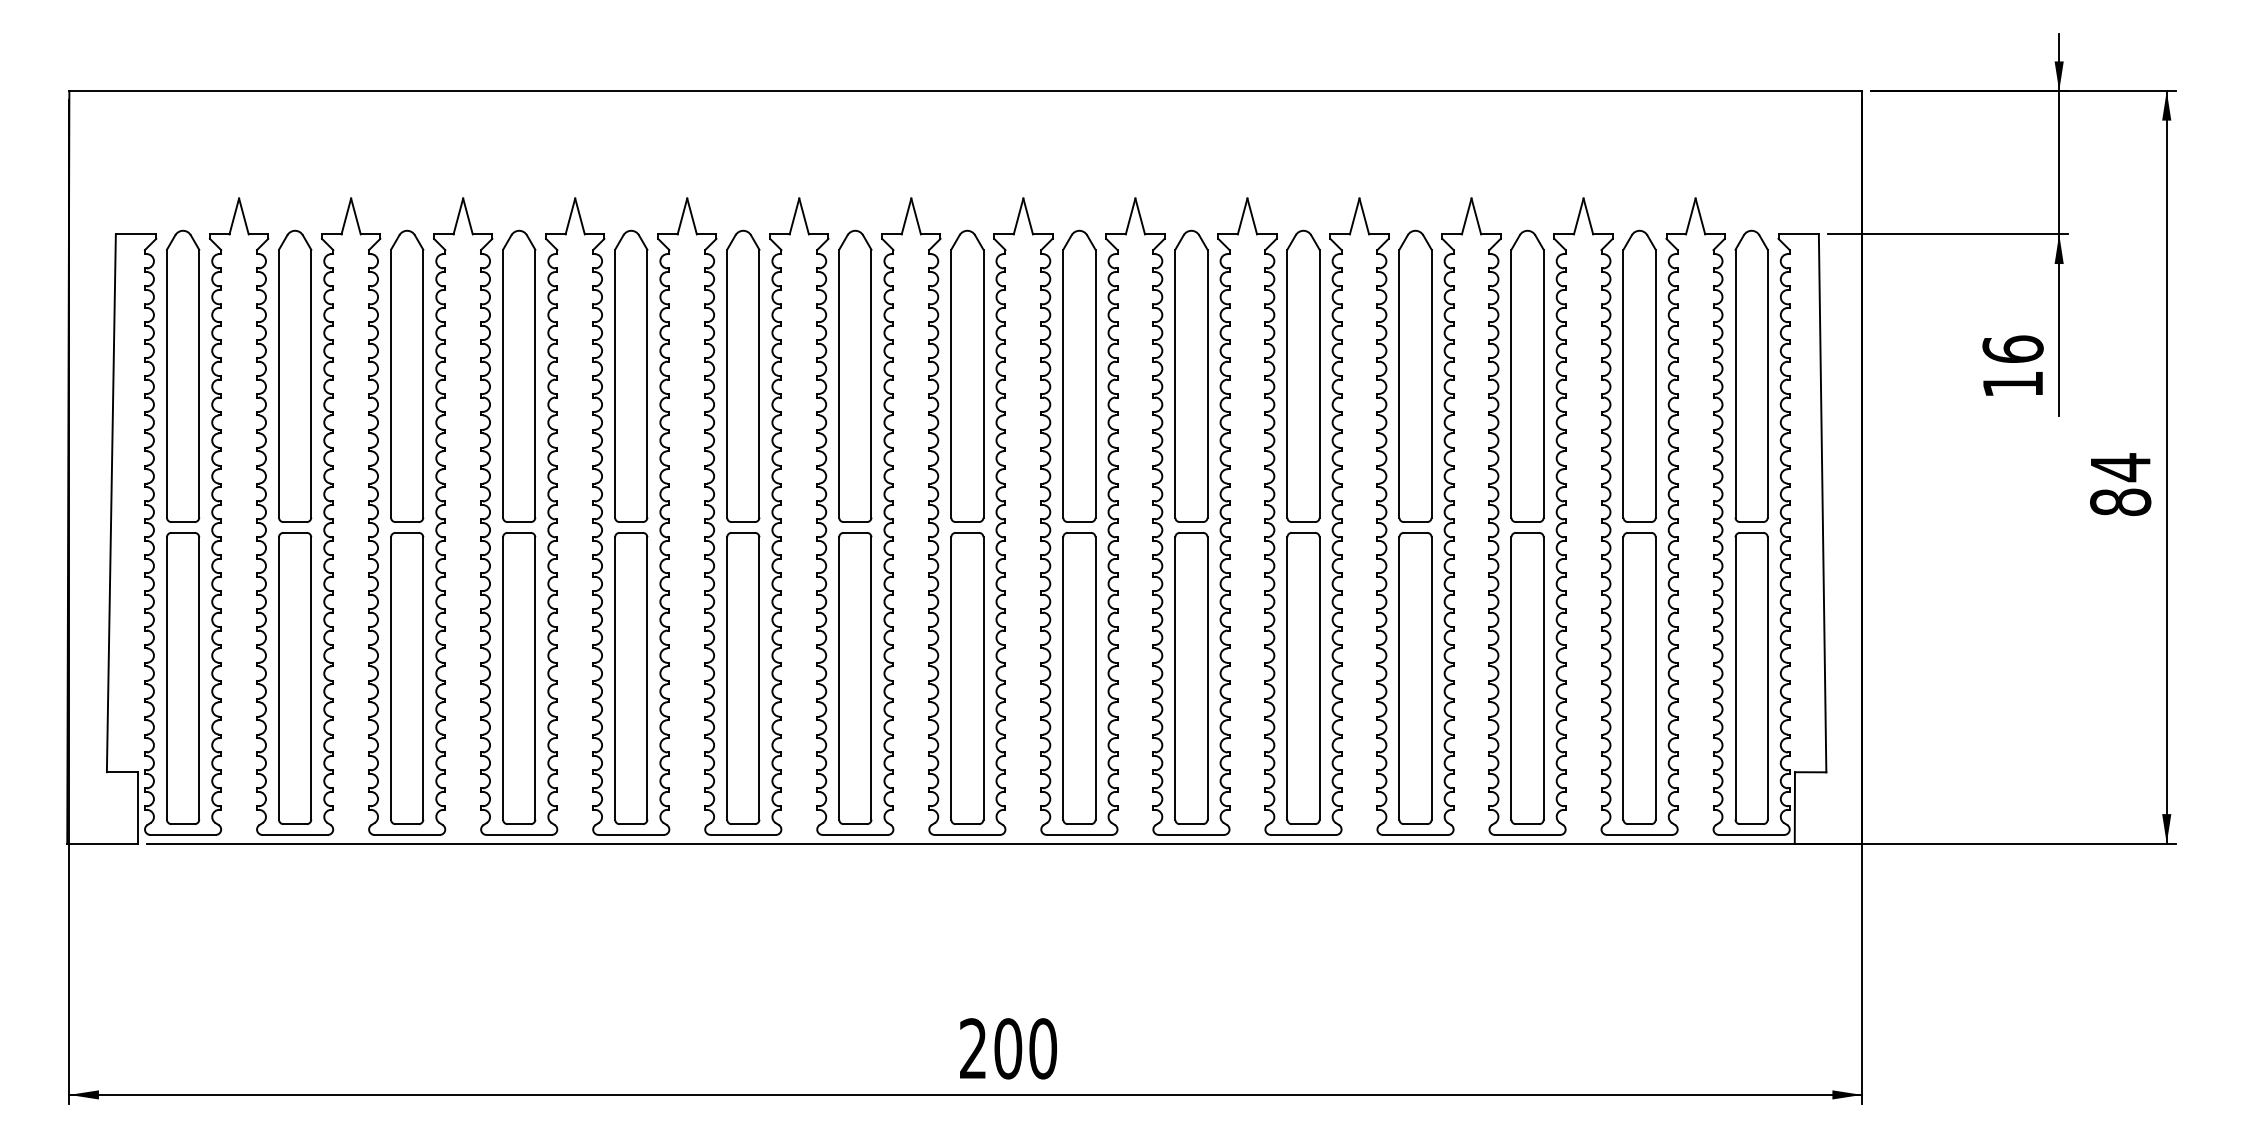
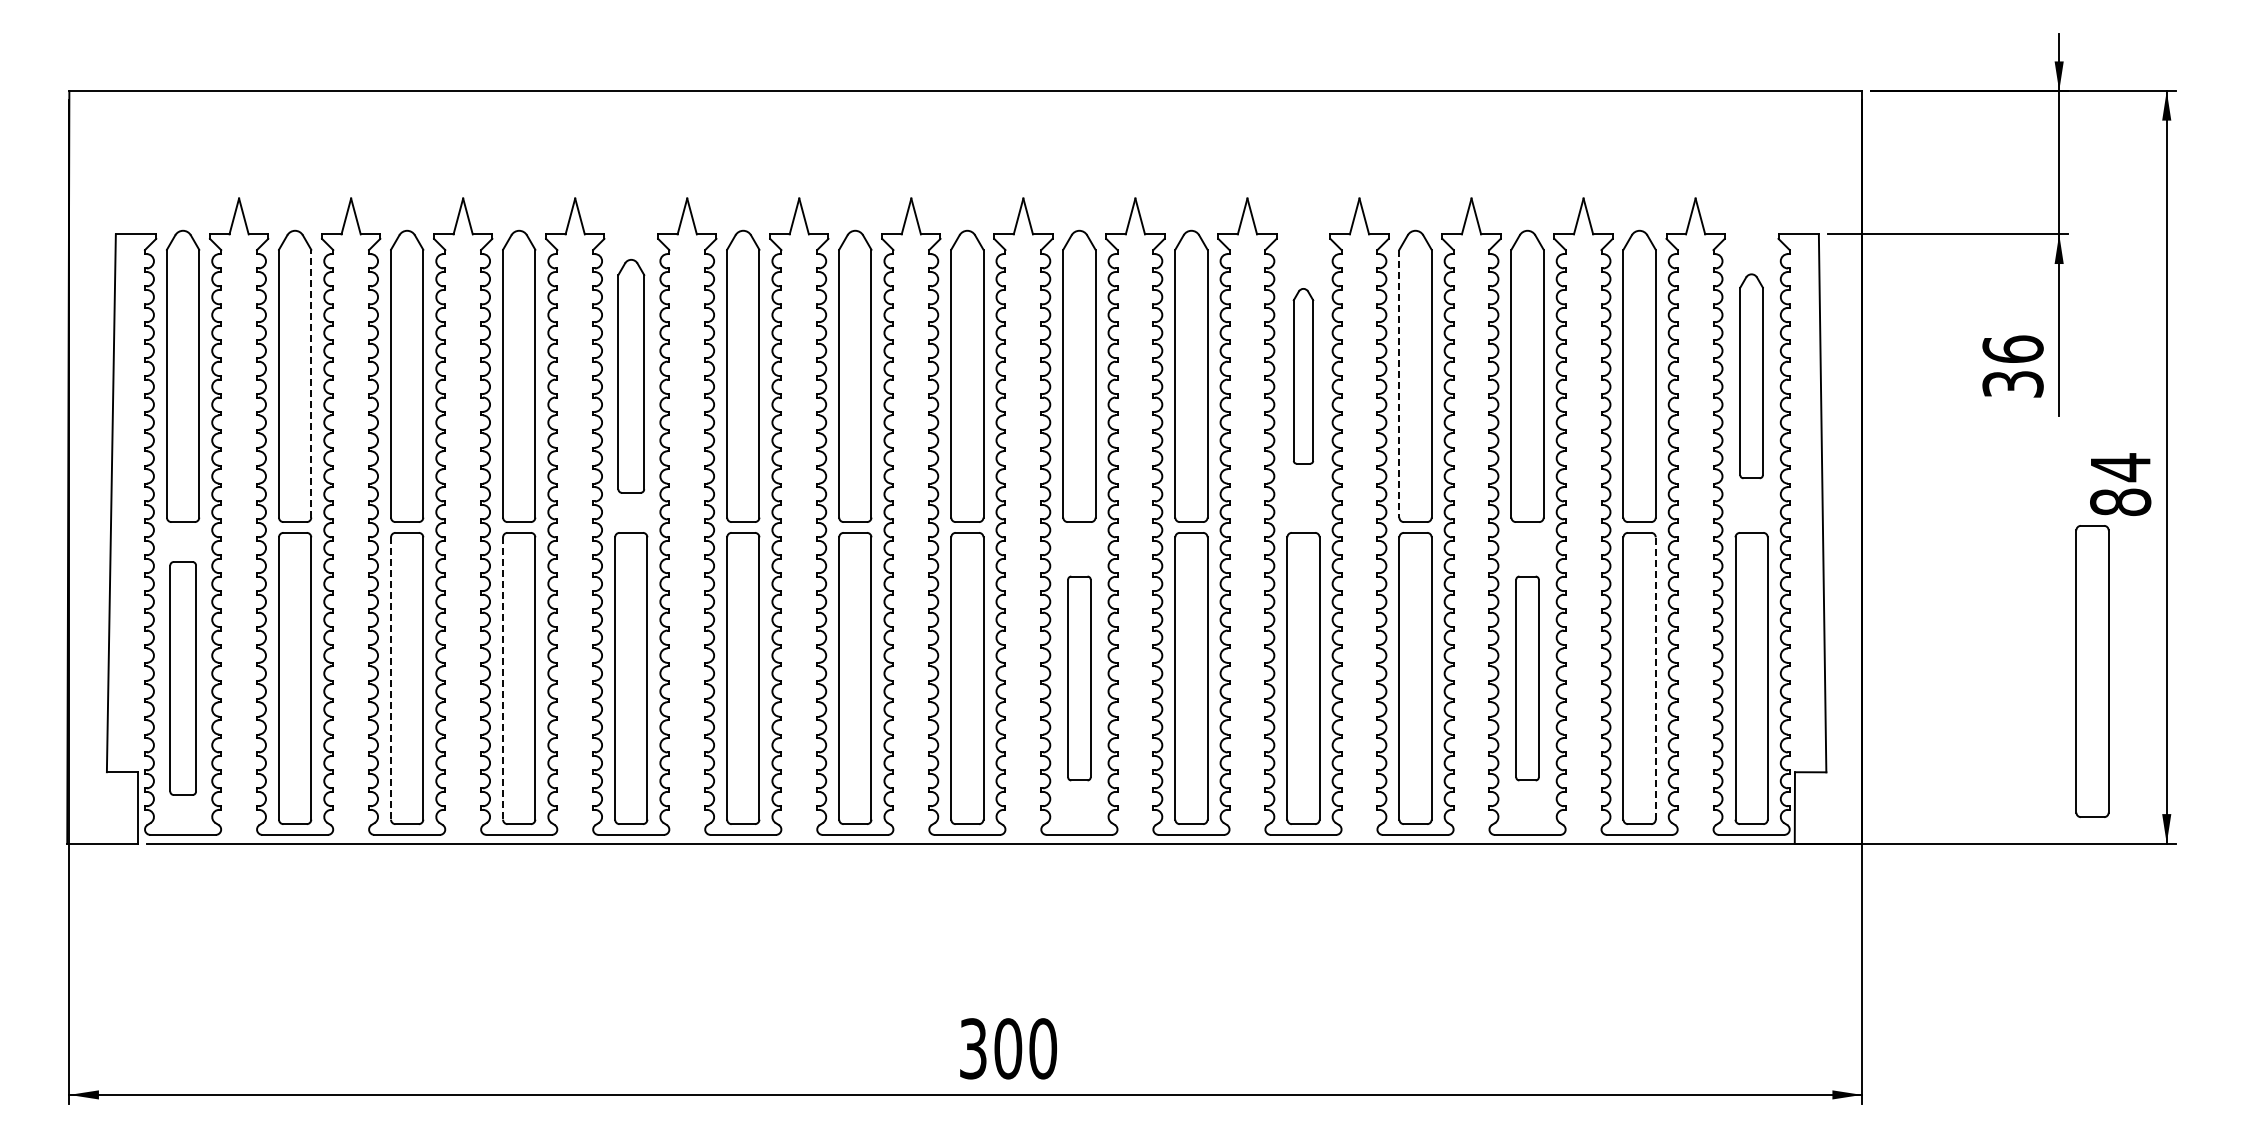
part size: 35x294 px -> 29x235 px (631, 376)
part size: 35x294 px -> 23x177 px (1303, 376)
part size: 35x294 px -> 25x207 px (1751, 376)
line: solid -> dashed (311, 383)
line: solid -> dashed (1399, 383)
text: 16 -> 36 (2012, 384)
part: none -> present (2092, 671)
part size: 35x293 px -> 28x235 px (182, 678)
part size: 35x293 px -> 25x207 px (1079, 678)
part size: 35x293 px -> 25x207 px (1527, 678)
line: solid -> dashed (1655, 678)
line: solid -> dashed (391, 679)
line: solid -> dashed (503, 679)
text: 200 -> 300 (973, 1048)
